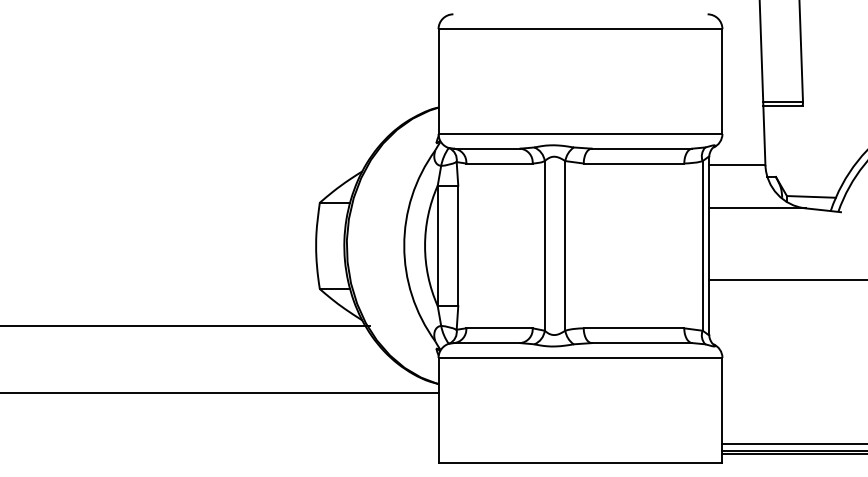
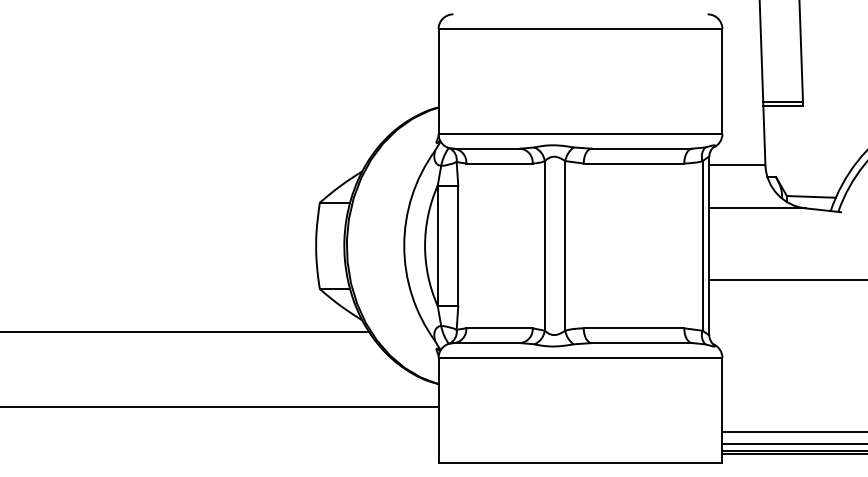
line position: (185, 326) -> (185, 332) (185, 332)
line position: (220, 392) -> (220, 406) (220, 406)
line: none -> present (793, 432)
